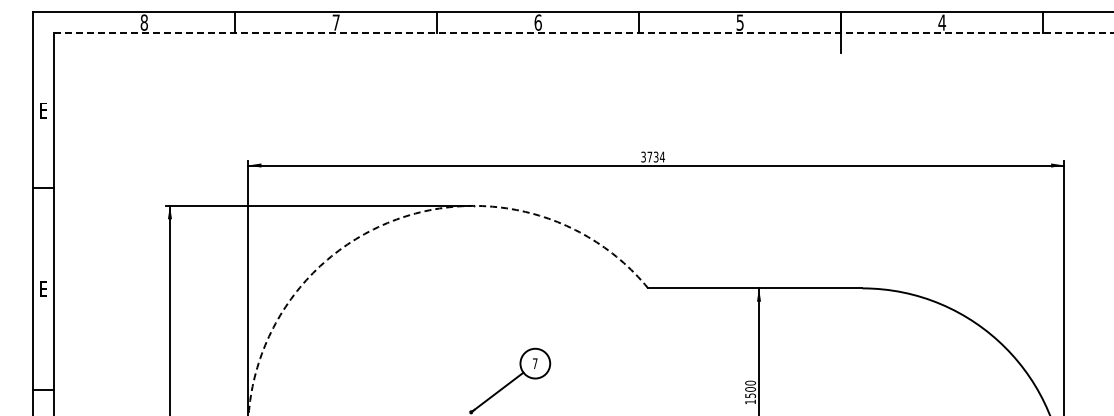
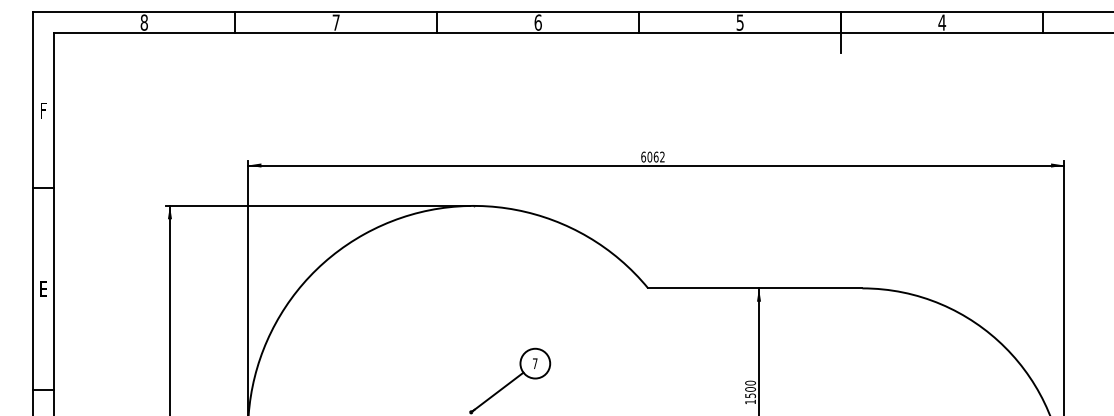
line: dashed -> solid (583, 32)
text: E -> F (43, 110)
text: 3734 -> 6062 (652, 156)
arc: dashed -> solid (405, 216)
